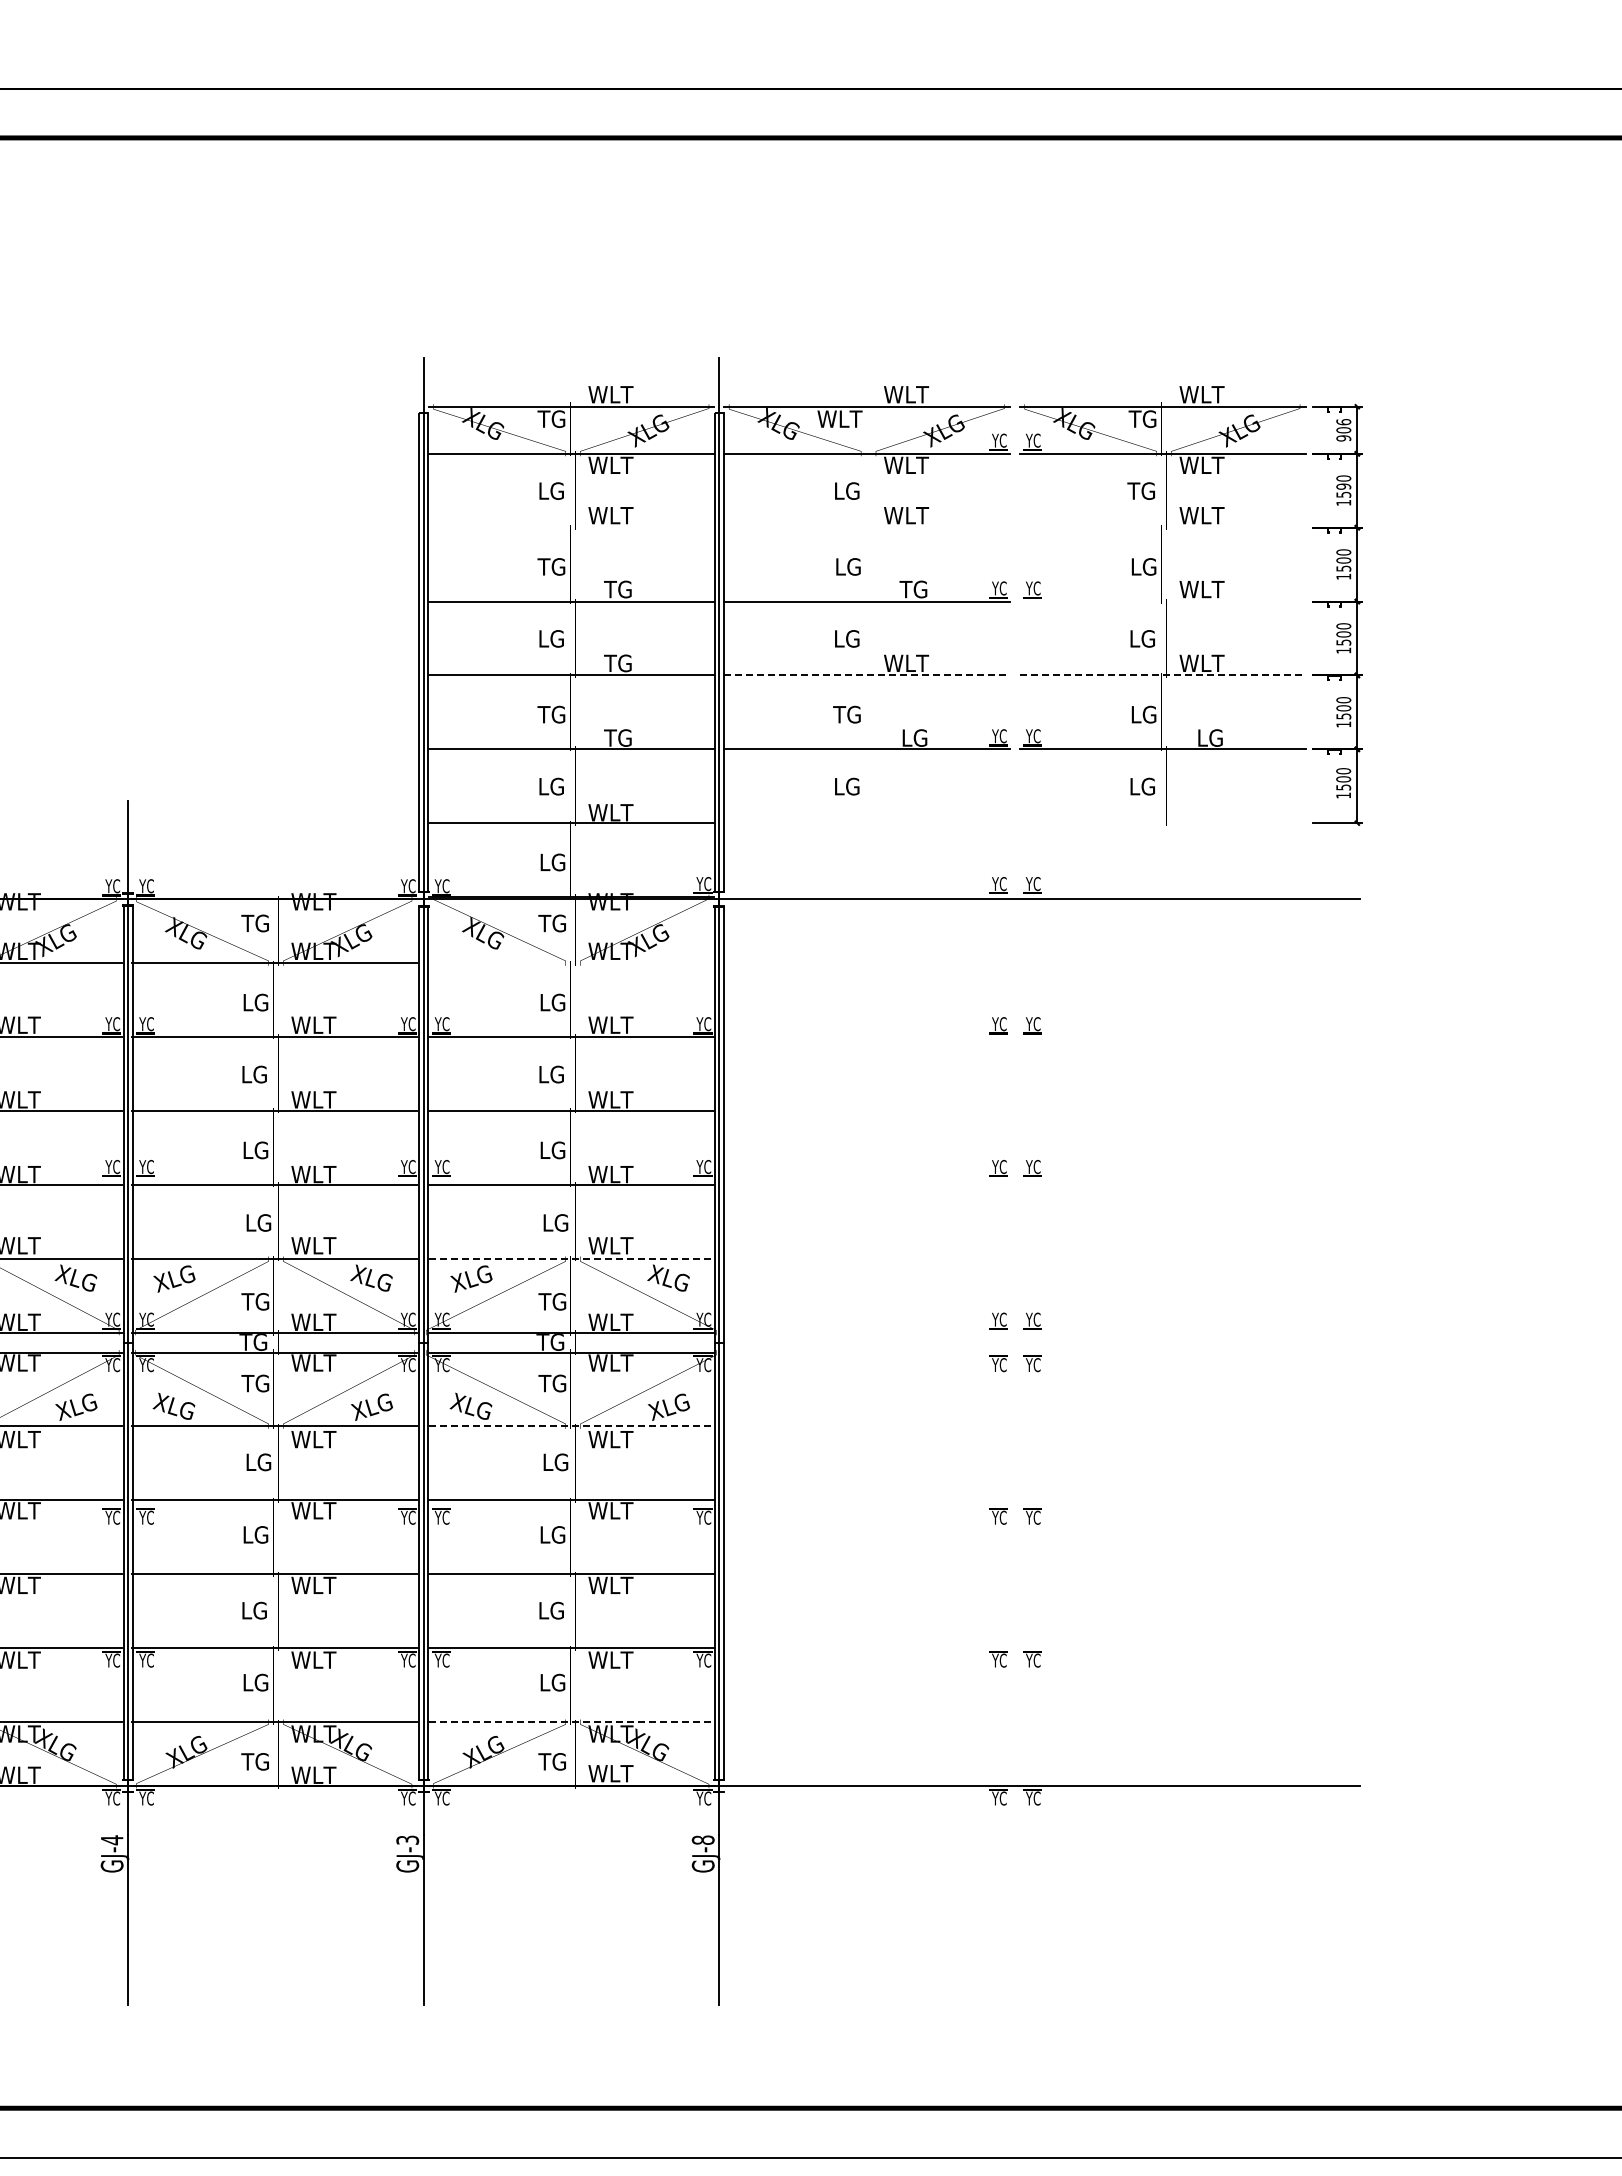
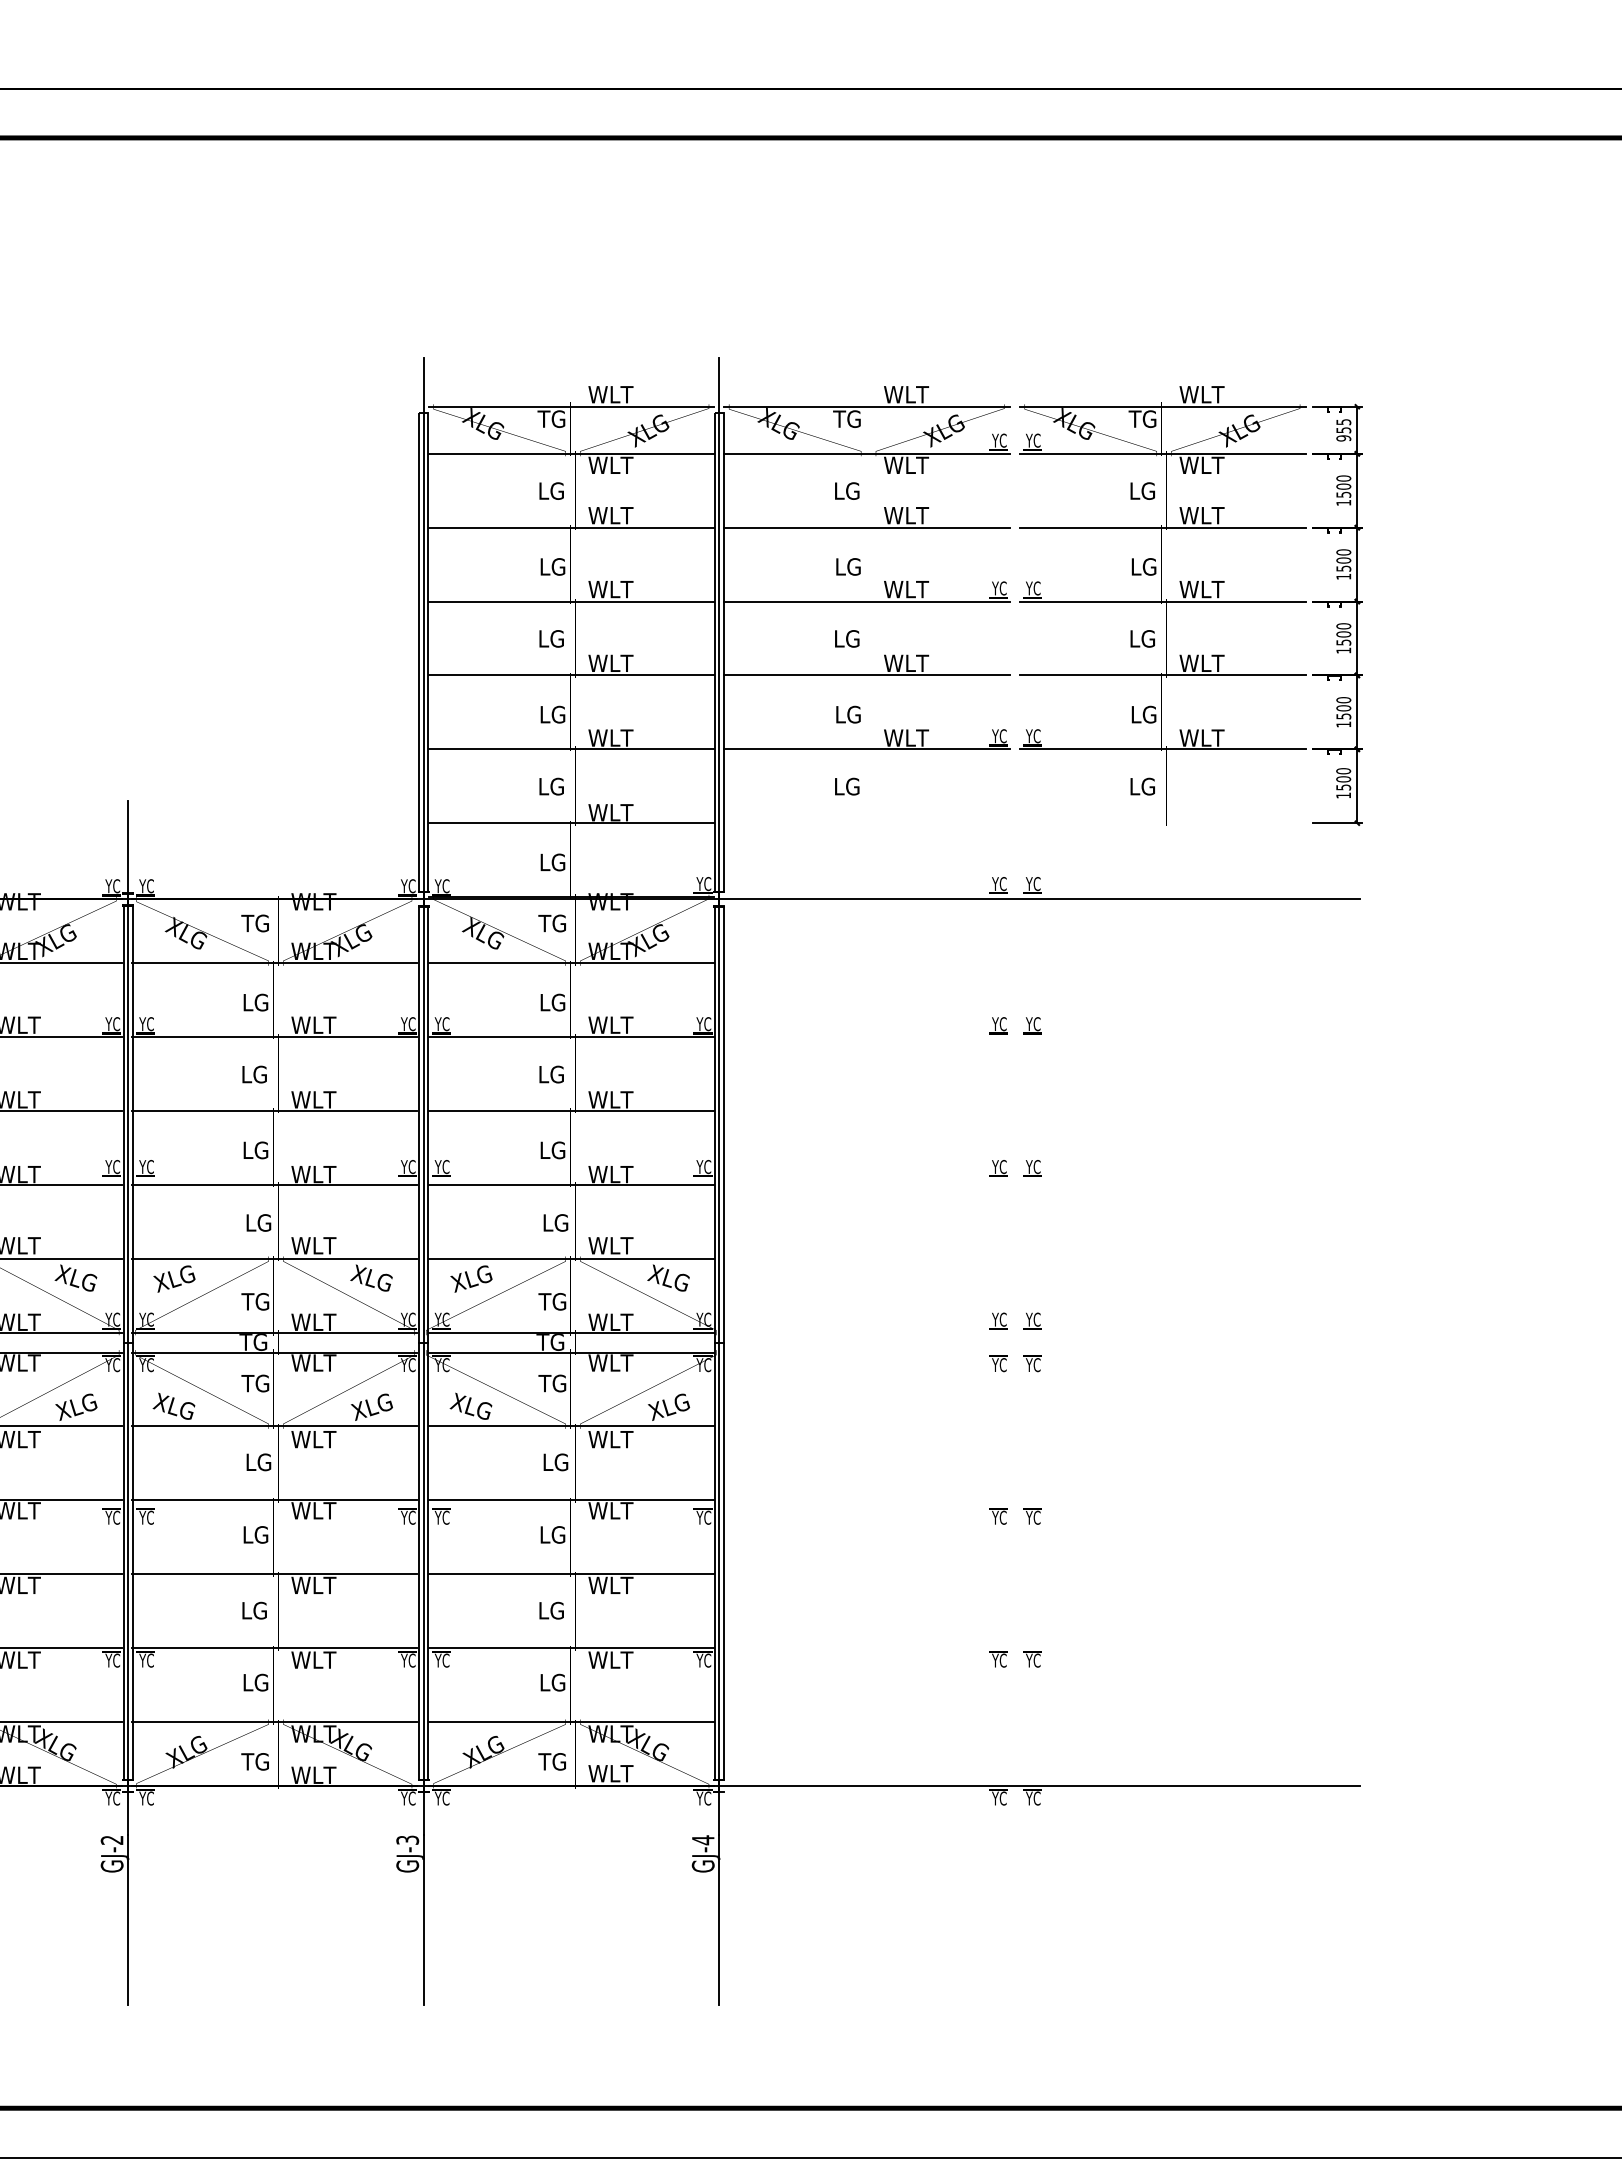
text: WLT -> TG (839, 418)
text: 906 -> 955 (1343, 426)
text: 1590 -> 1500 (1343, 486)
text: TG -> LG (1133, 490)
line: none -> present (571, 527)
line: none -> present (866, 527)
line: none -> present (1162, 527)
text: TG -> LG (543, 566)
text: TG -> WLT (610, 589)
text: TG -> WLT (906, 589)
line: none -> present (1162, 601)
text: TG -> WLT (610, 663)
line: dashed -> solid (867, 675)
line: dashed -> solid (1162, 675)
text: TG -> LG (543, 714)
text: TG -> LG (839, 714)
text: TG -> WLT (610, 737)
text: LG -> WLT (906, 737)
text: LG -> WLT (1201, 737)
line: none -> present (571, 963)
line: dashed -> solid (571, 1258)
line: dashed -> solid (571, 1426)
line: dashed -> solid (571, 1721)
text: GJ-4 -> GJ-2 (111, 1840)
text: GJ-8 -> GJ-4 (702, 1840)
